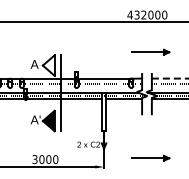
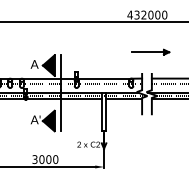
fill: none -> present (48, 65)
line: dashed -> solid (170, 78)
part: present -> none (150, 157)
